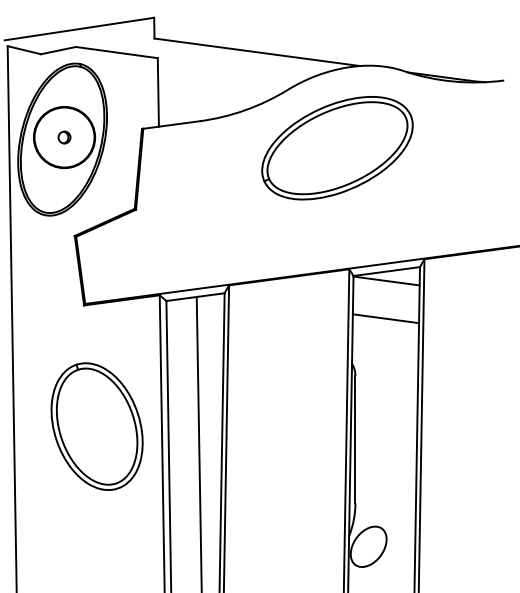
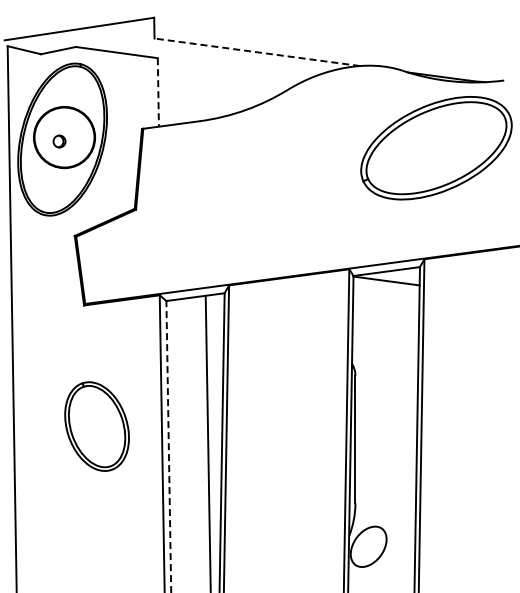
line: solid -> dashed (257, 52)
line: solid -> dashed (158, 92)
part position: (64, 137) -> (59, 141) (59, 141)
part position: (337, 148) -> (436, 148) (436, 148)
line: present -> none (385, 318)
part size: 94x129 px -> 66x91 px (96, 426)
line position: (198, 442) -> (207, 442) (207, 442)
line: solid -> dashed (168, 446)
